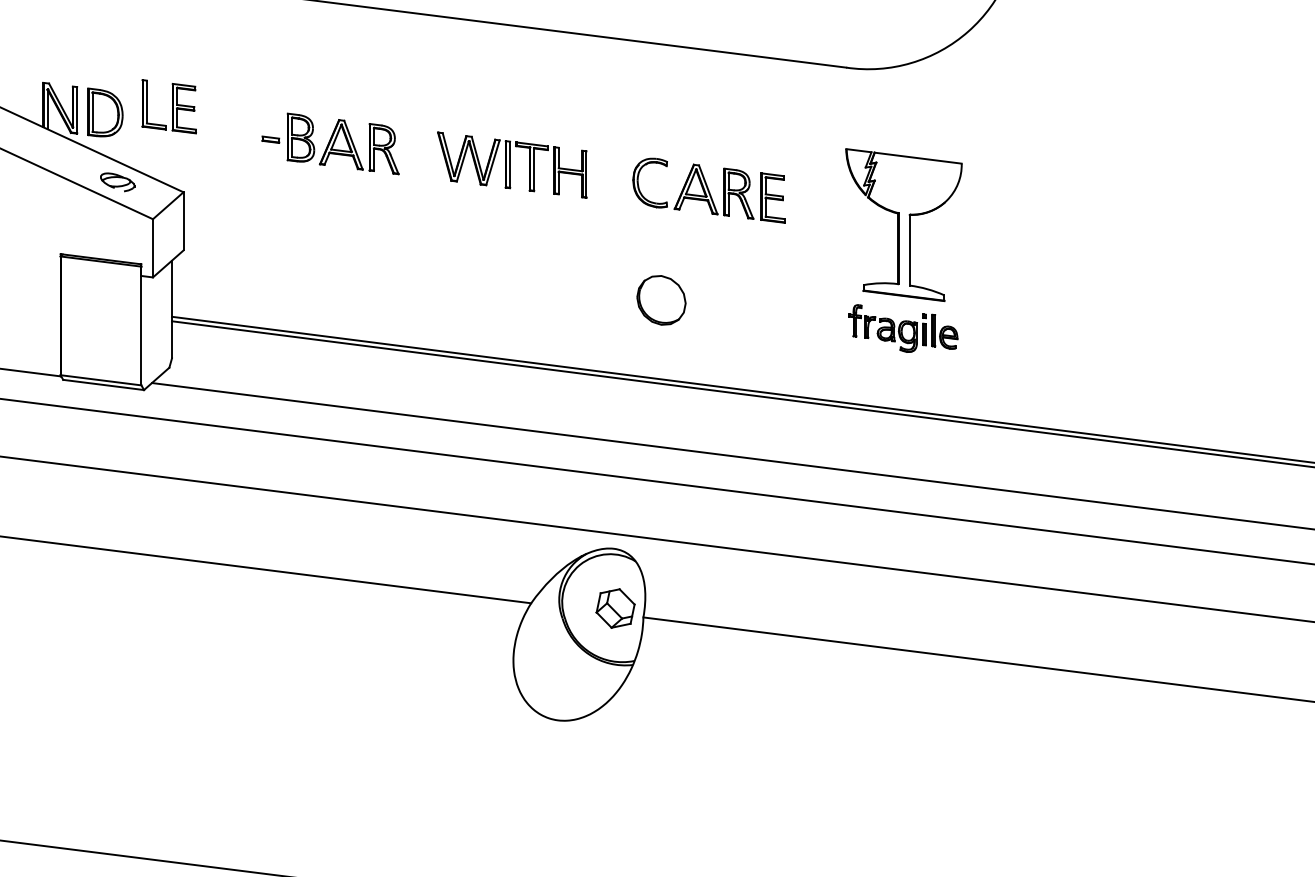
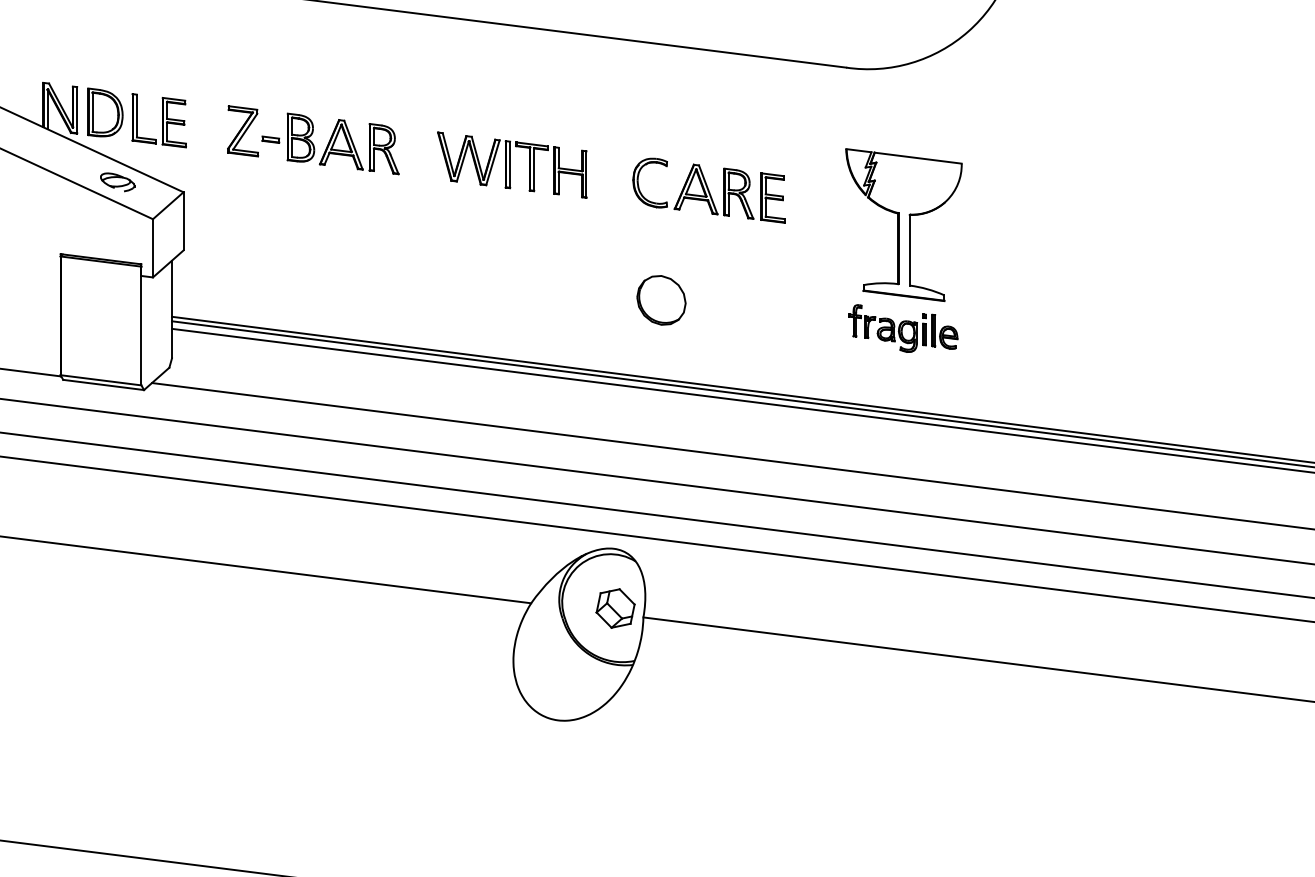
part position: (168, 106) -> (158, 120) (158, 120)
part: none -> present (243, 131)
line: none -> present (741, 400)
line: none -> present (656, 514)
